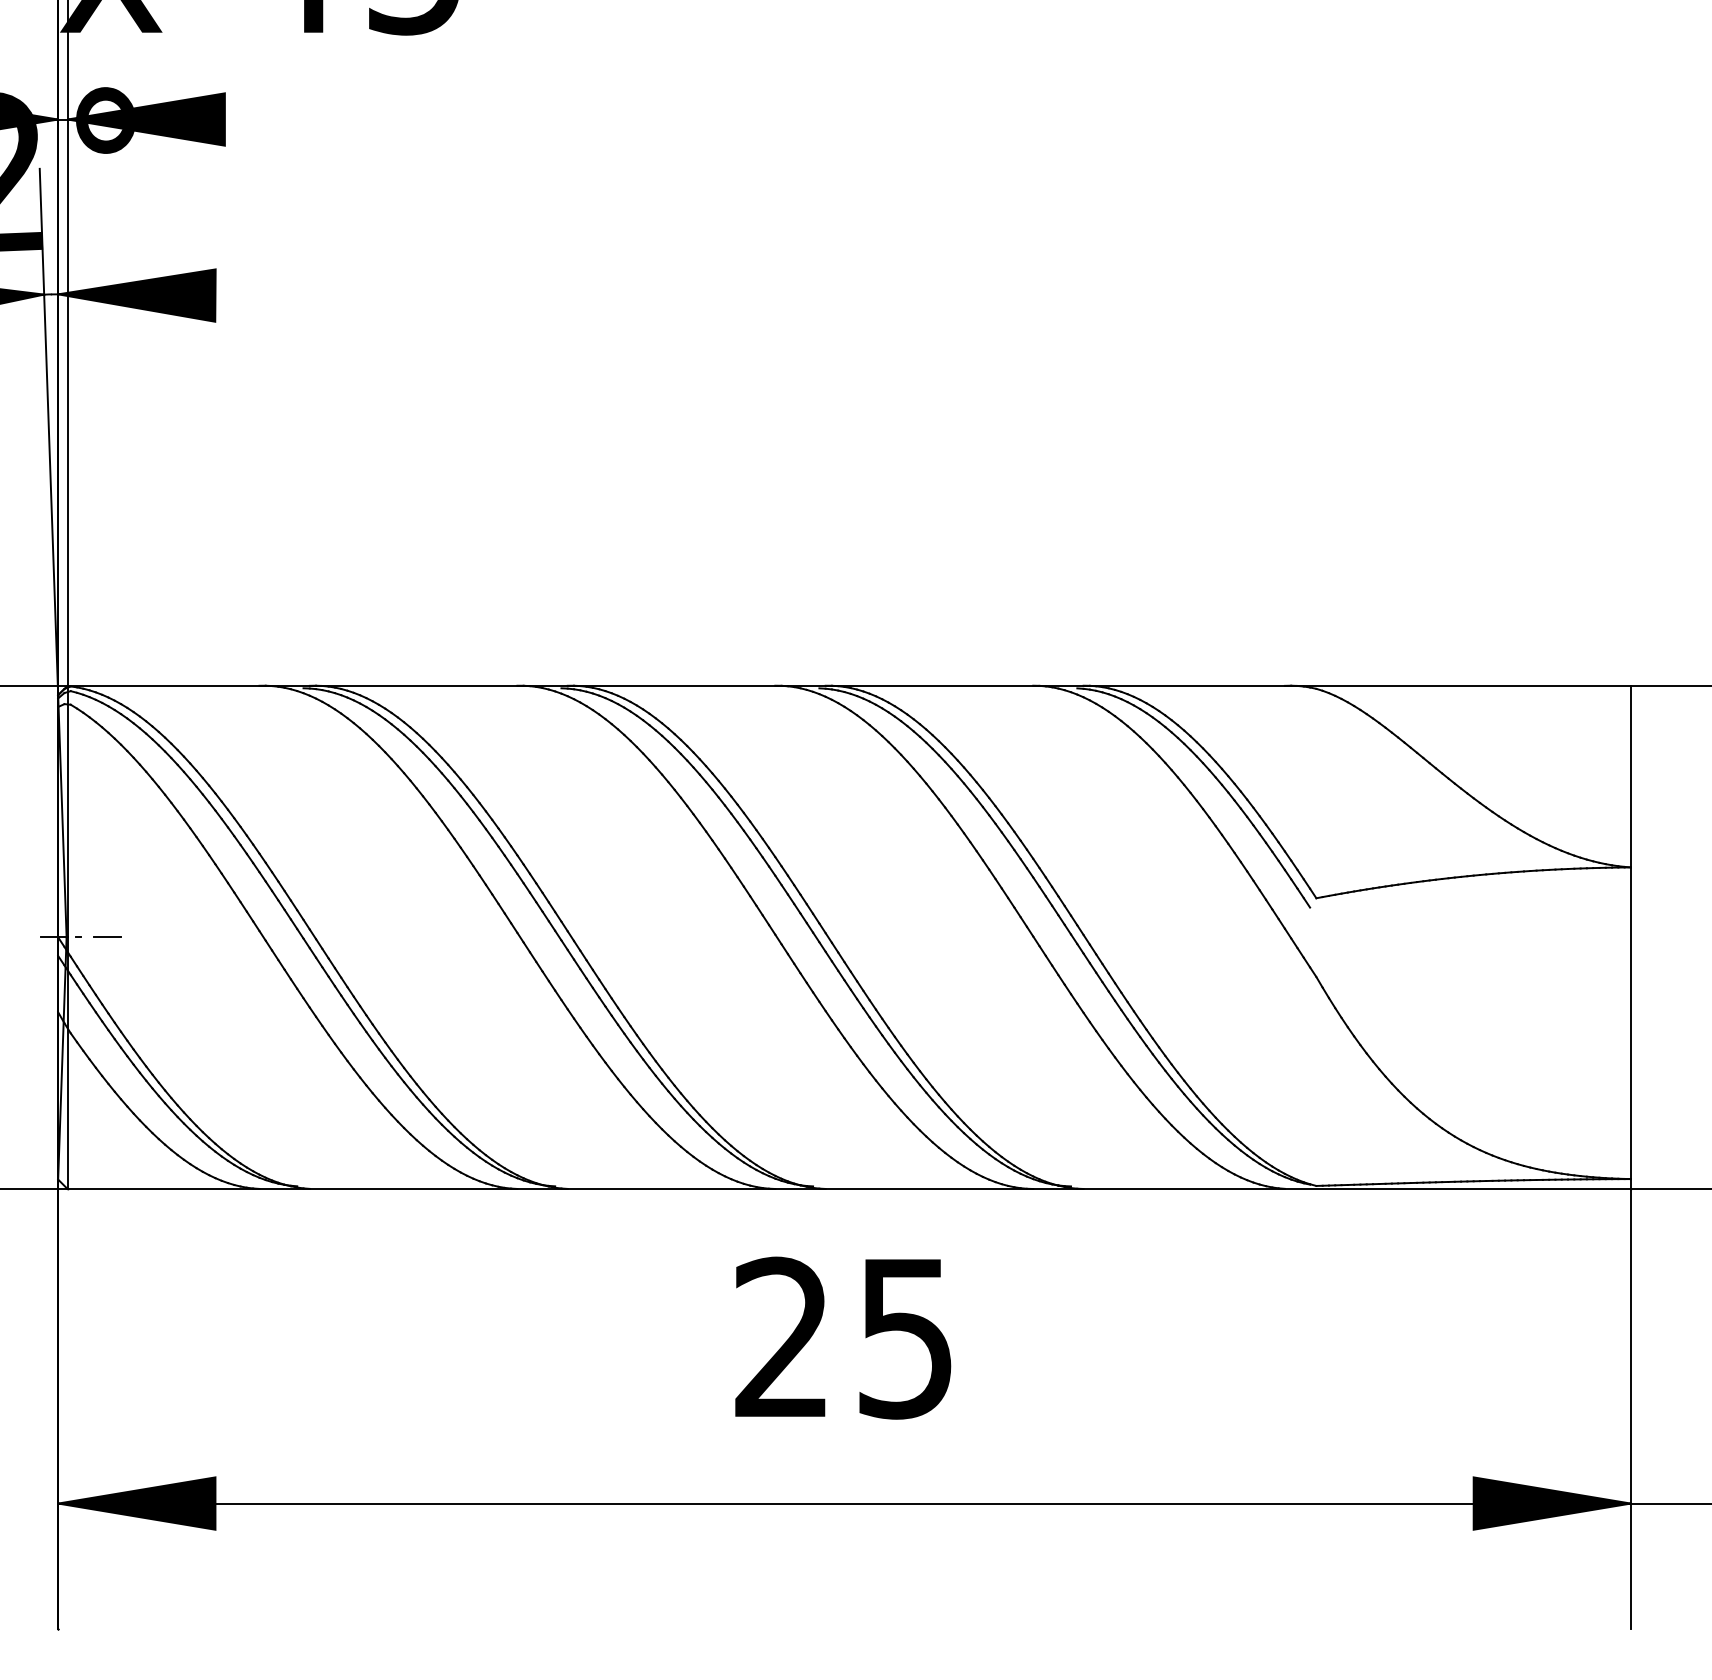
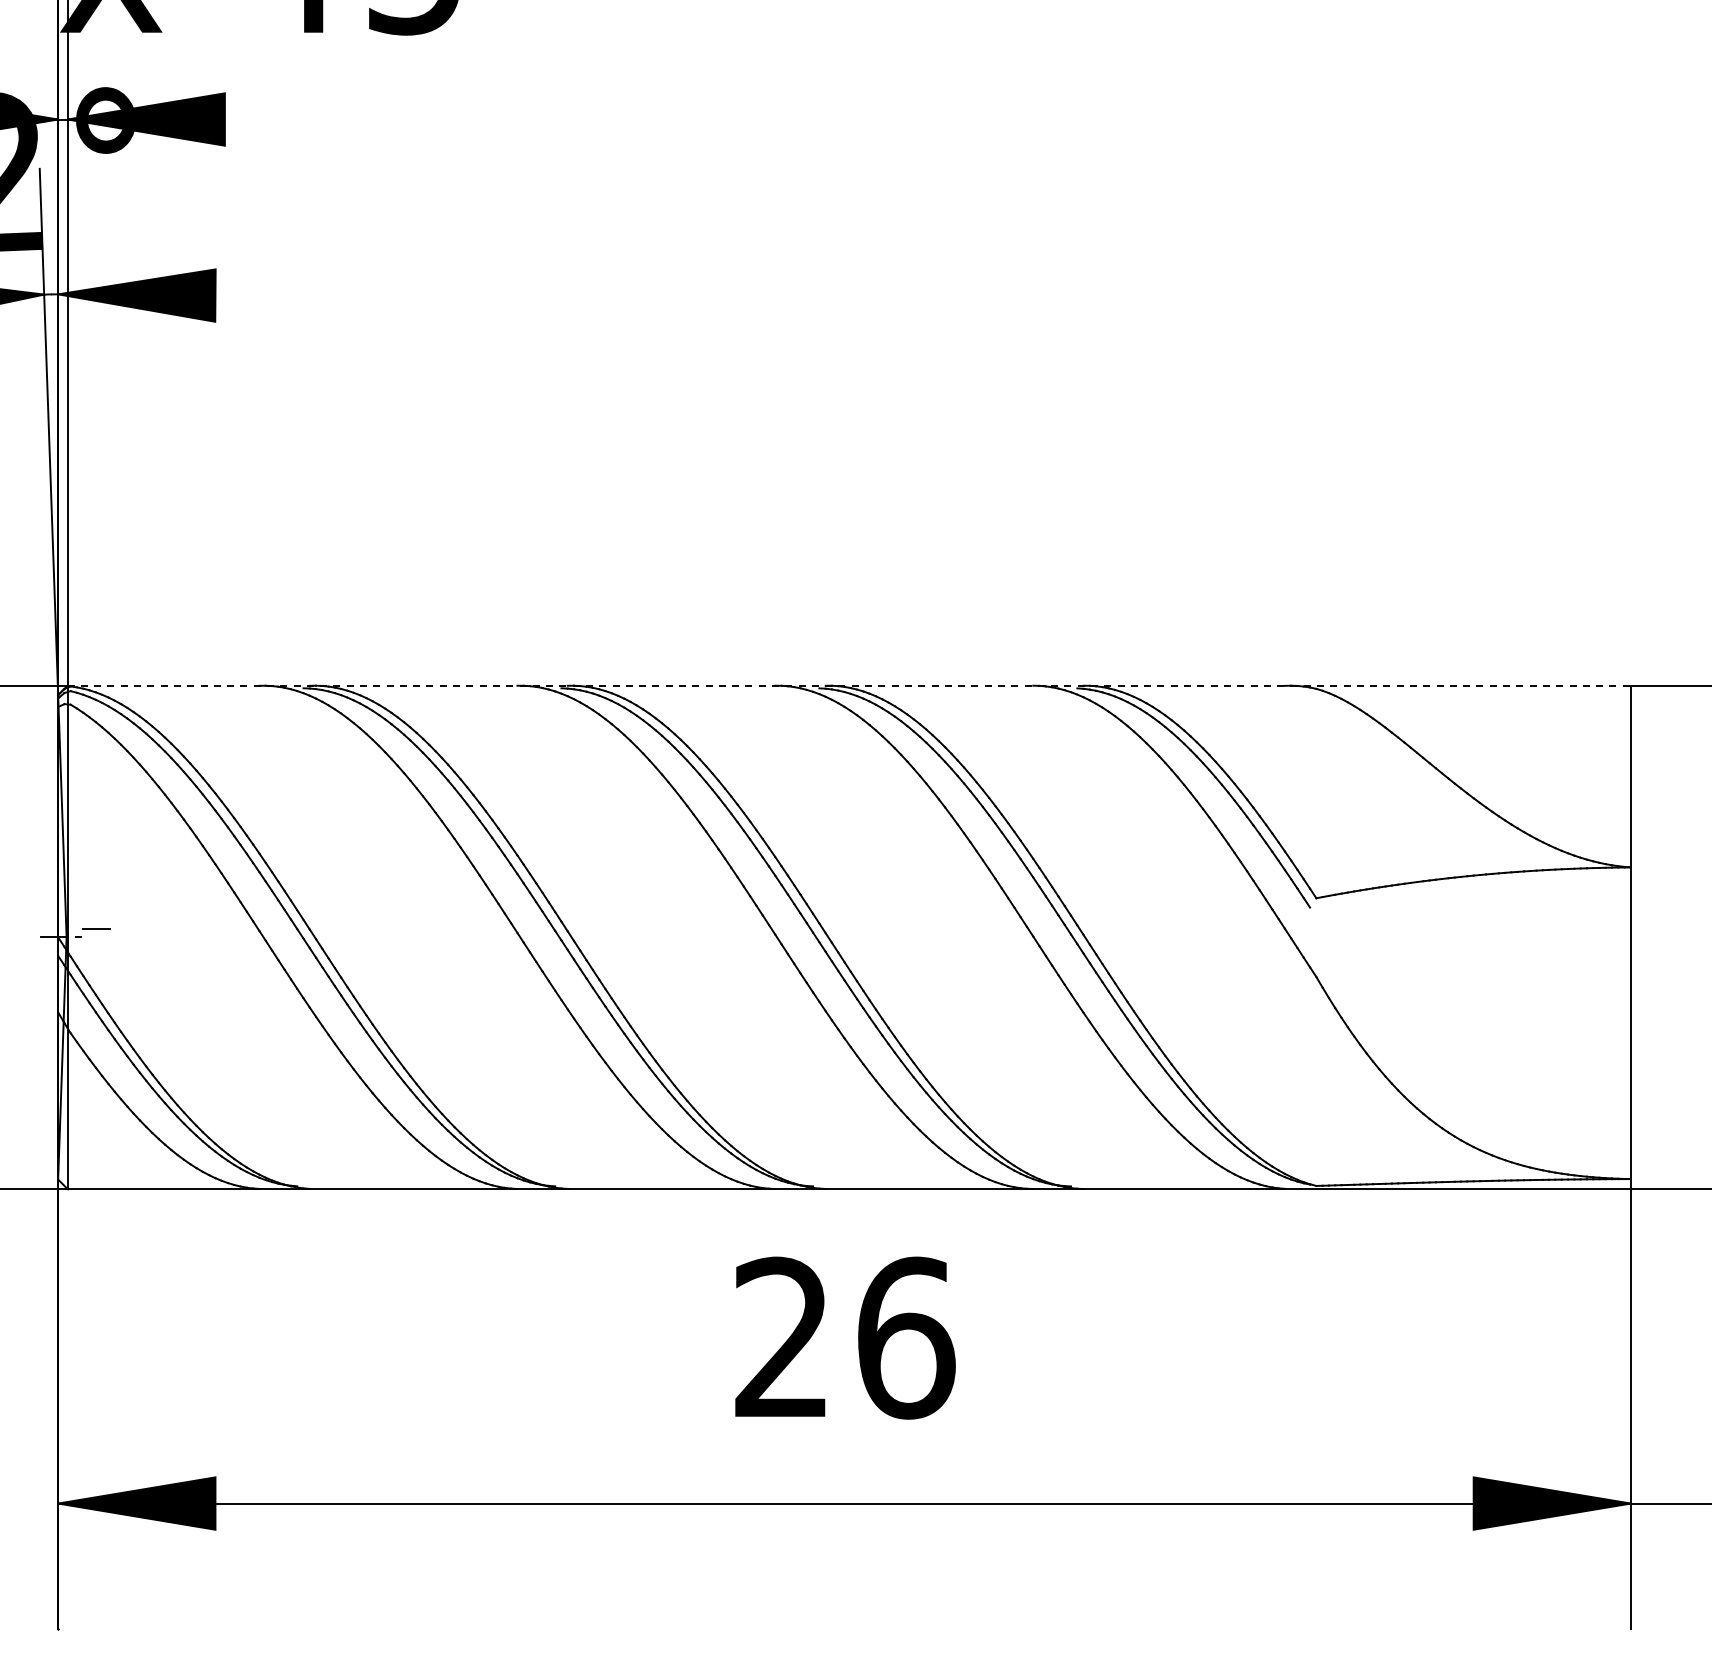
line: solid -> dashed (849, 685)
line position: (107, 936) -> (96, 928) (96, 928)
text: 25 -> 26 (906, 1337)
